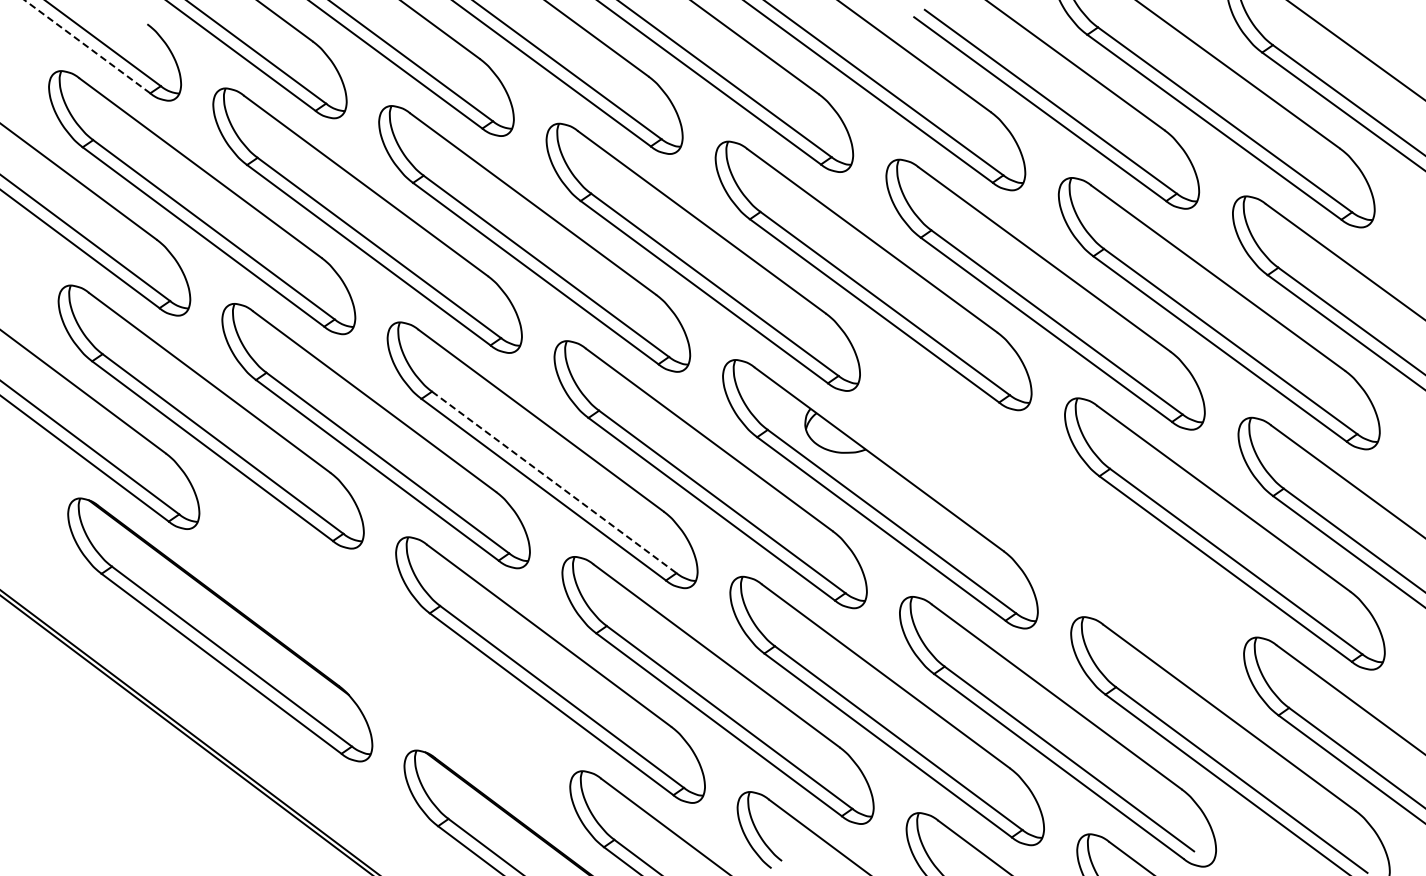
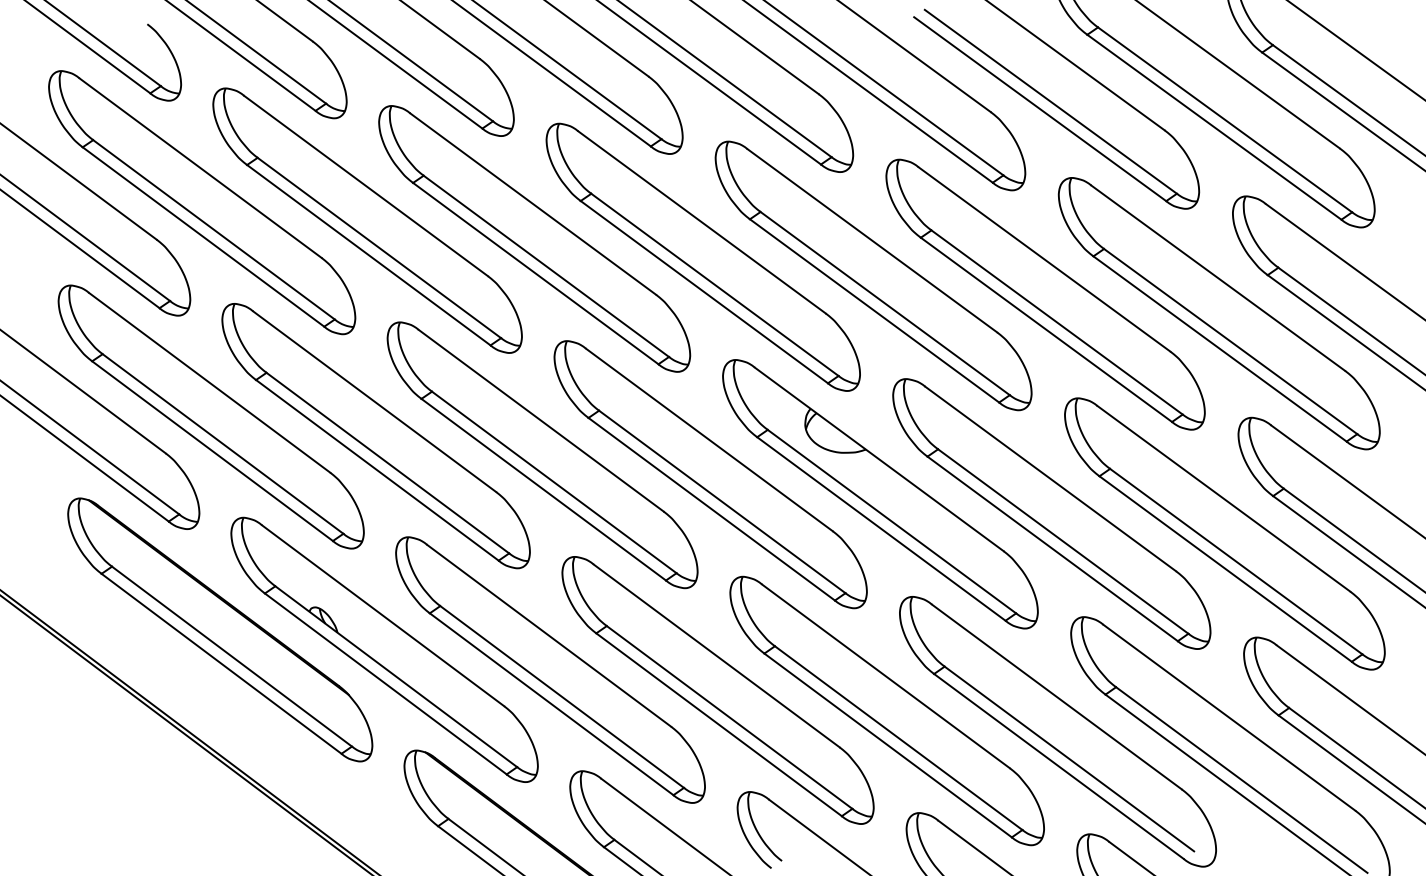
line: dashed -> solid (86, 46)
line: dashed -> solid (554, 482)
part: none -> present (1051, 513)
part: none -> present (384, 649)
